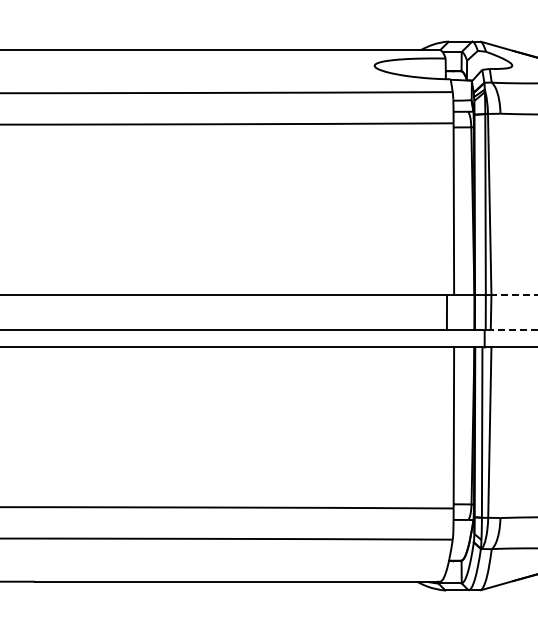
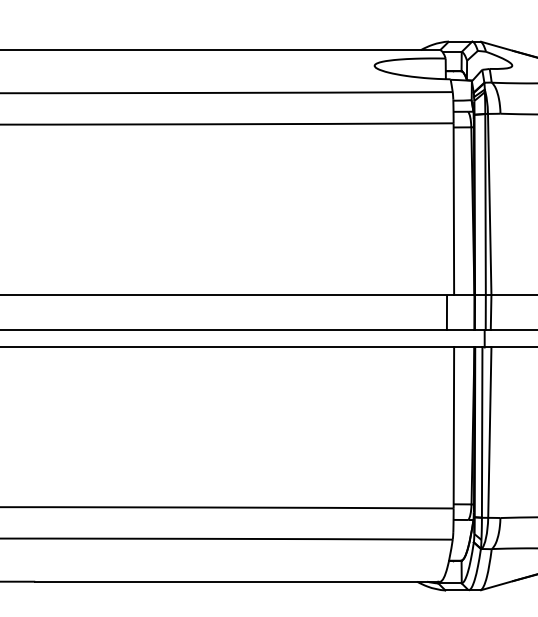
line: dashed -> solid (514, 295)
line: dashed -> solid (513, 329)
